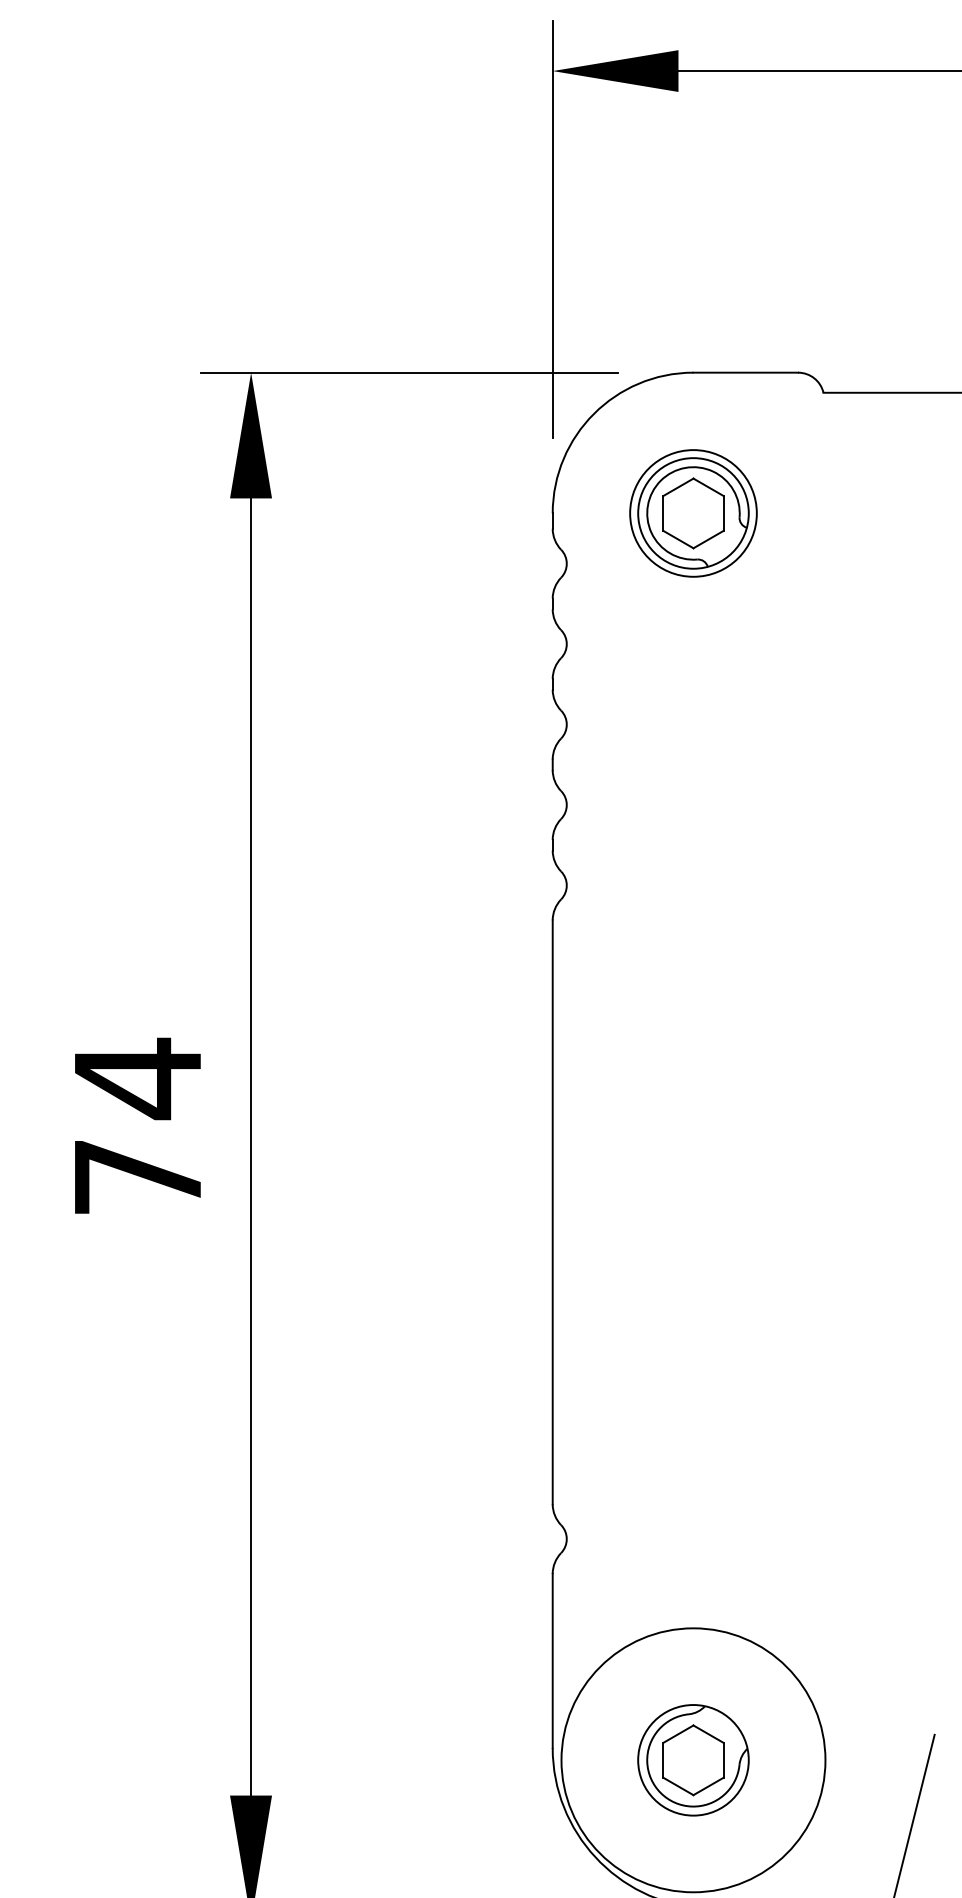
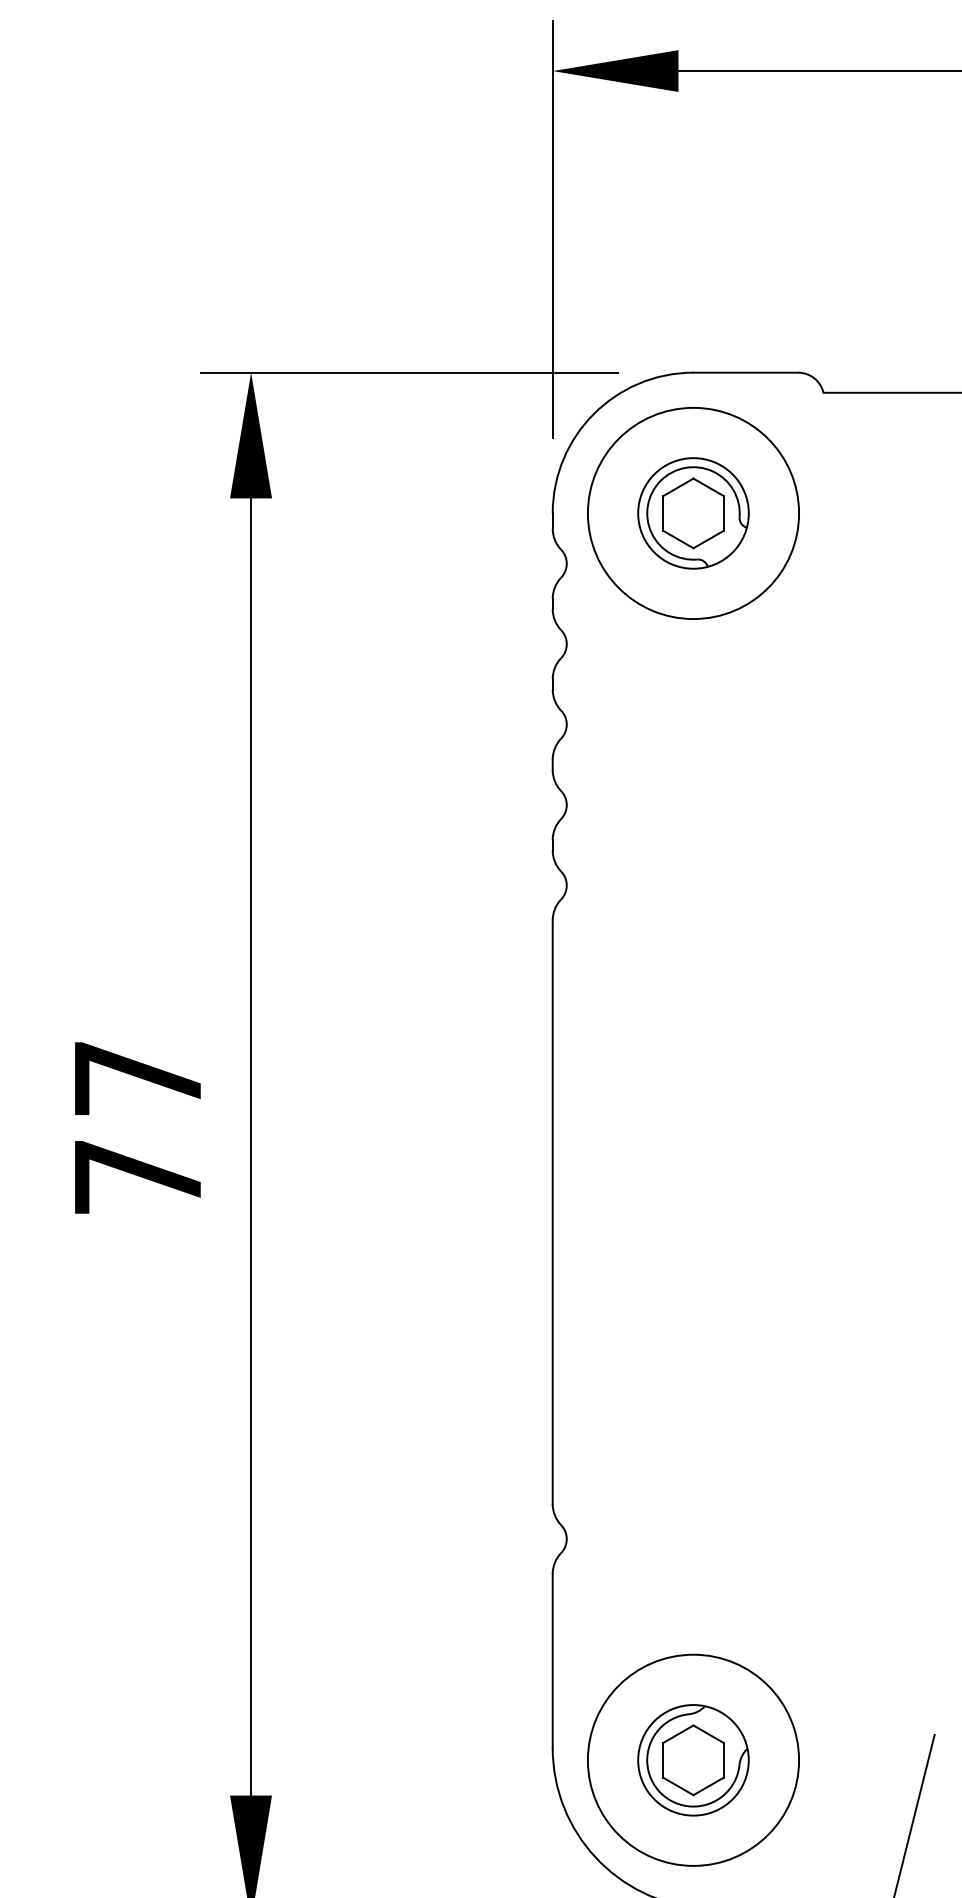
circle diameter: 127 px -> 211 px (693, 513)
text: 74 -> 77 (137, 1078)
circle diameter: 264 px -> 211 px (693, 1759)
